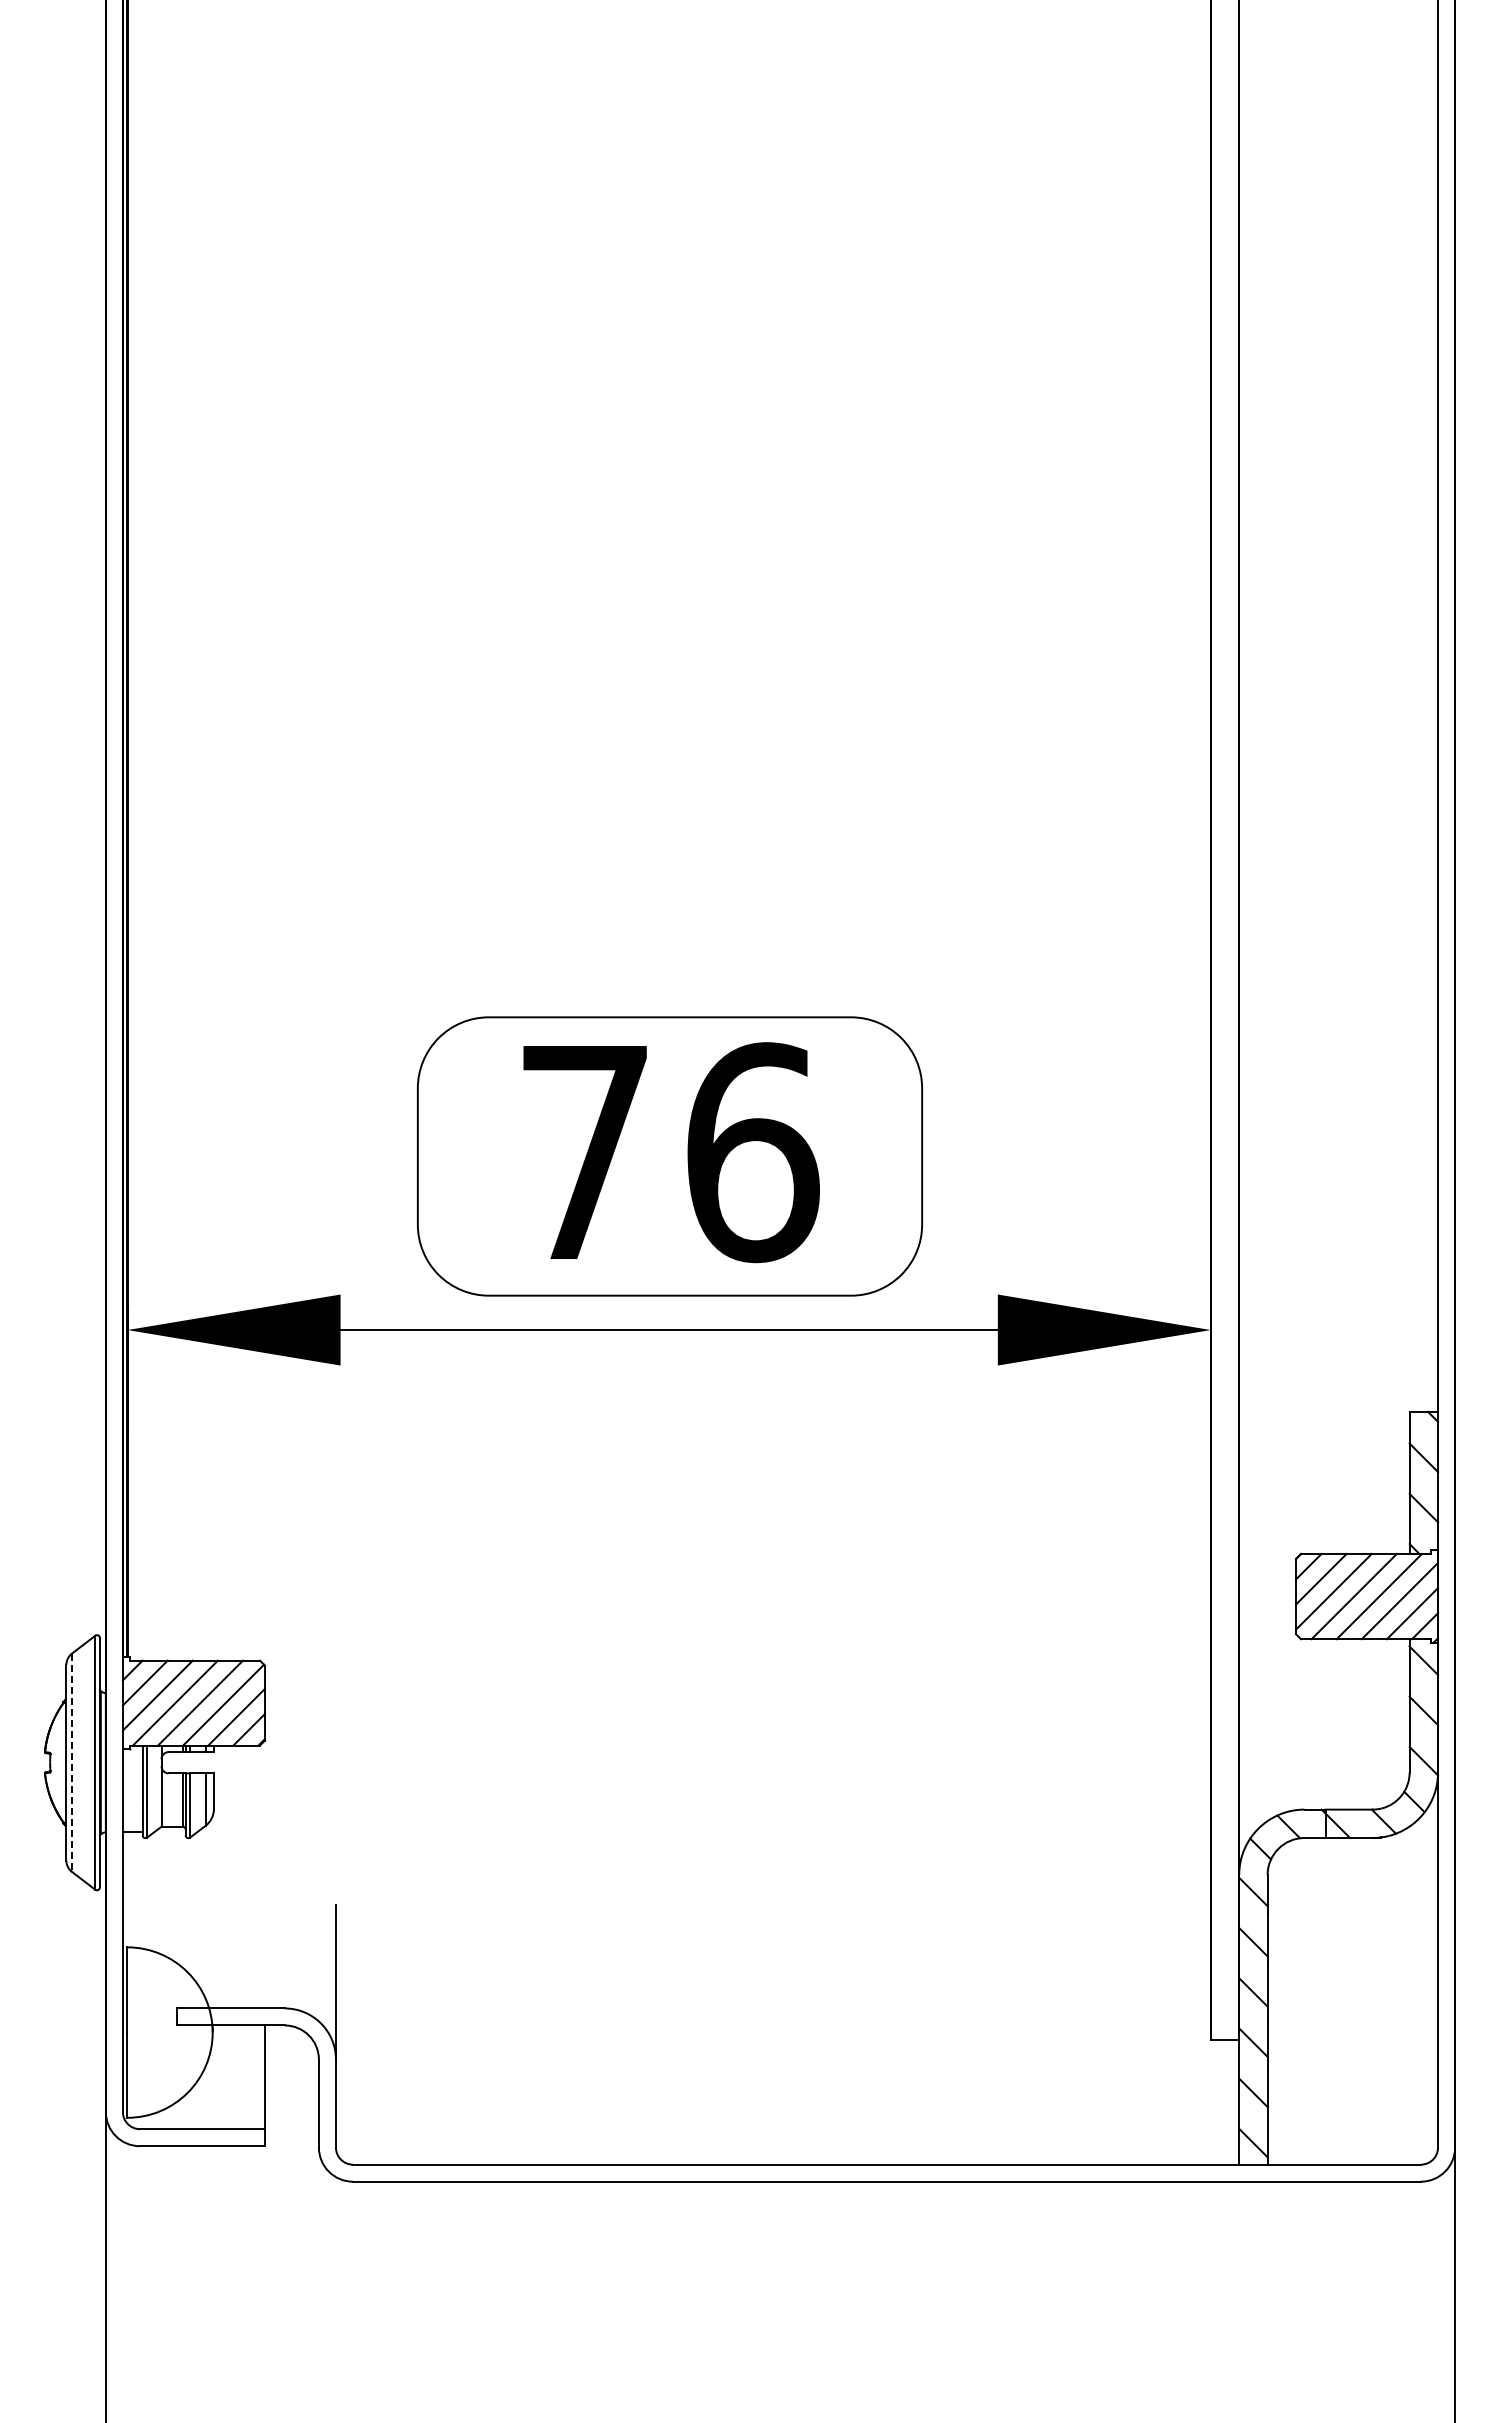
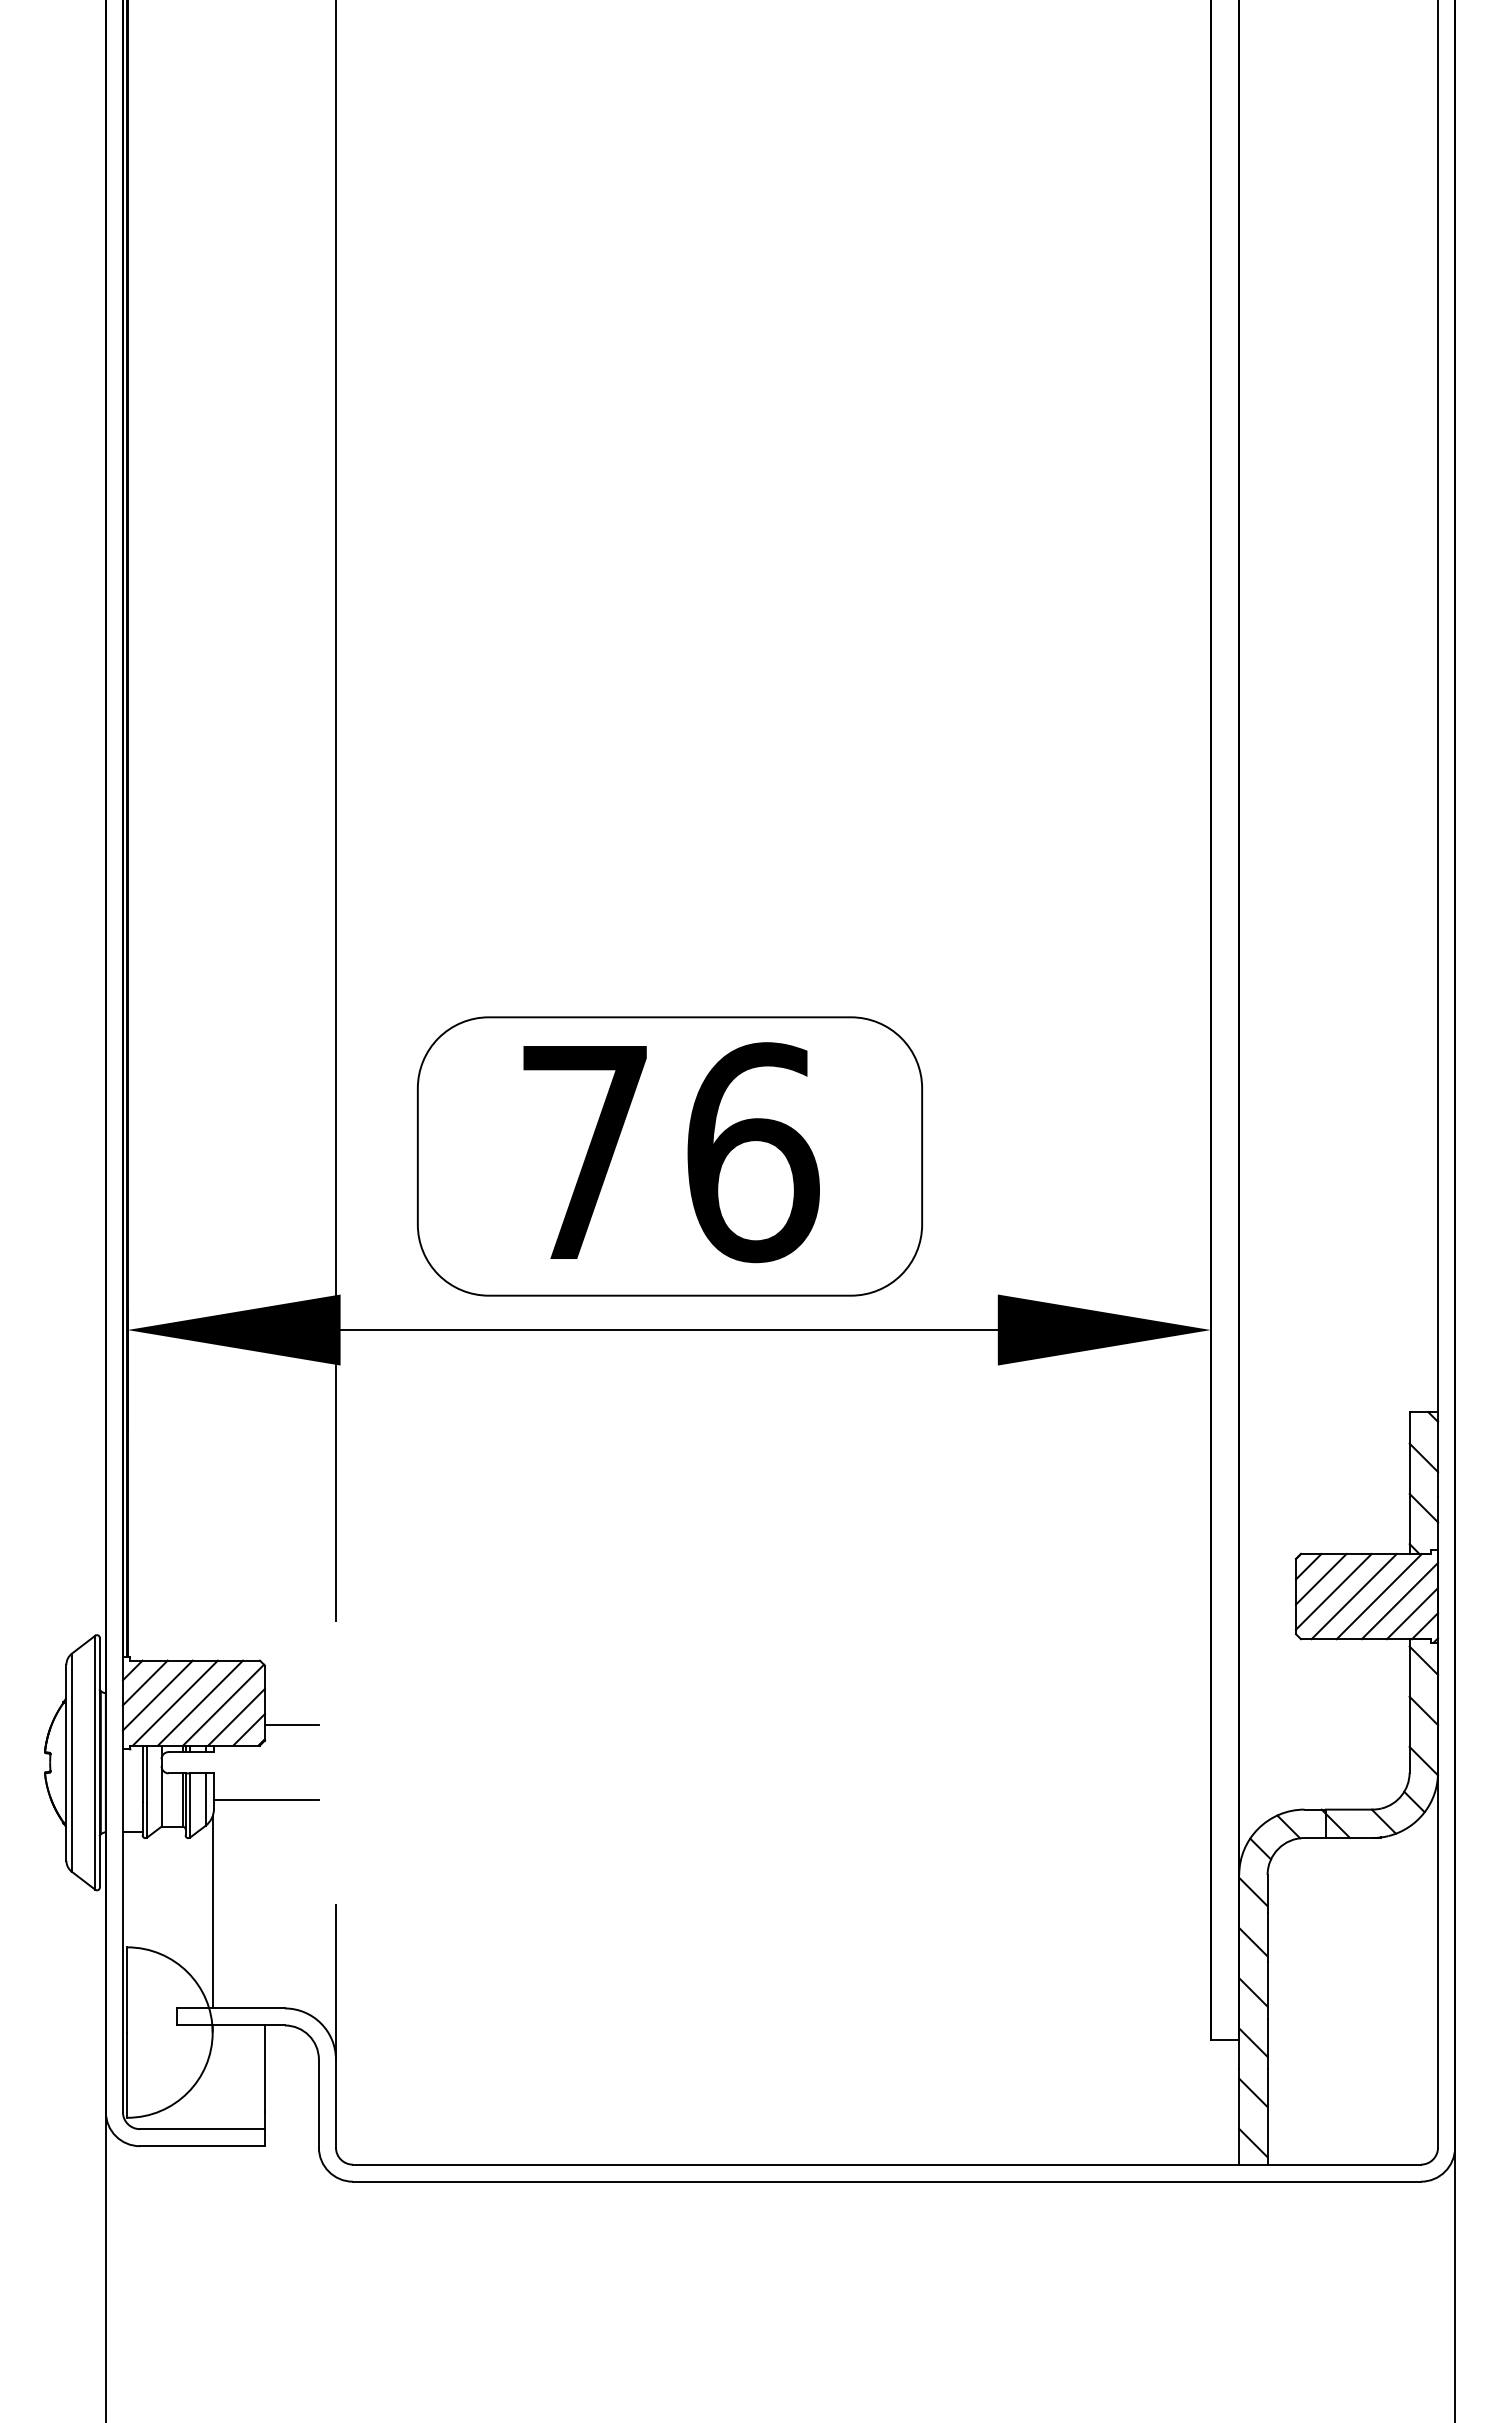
line: none -> present (336, 811)
line: none -> present (291, 1725)
line: dashed -> solid (71, 1763)
line: none -> present (265, 1800)
line: none -> present (212, 1912)
